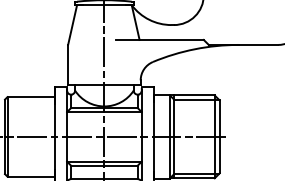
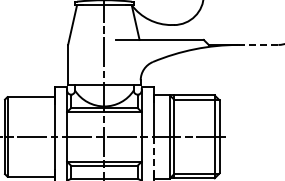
line: solid -> dashed (258, 44)
line: solid -> dashed (154, 156)
